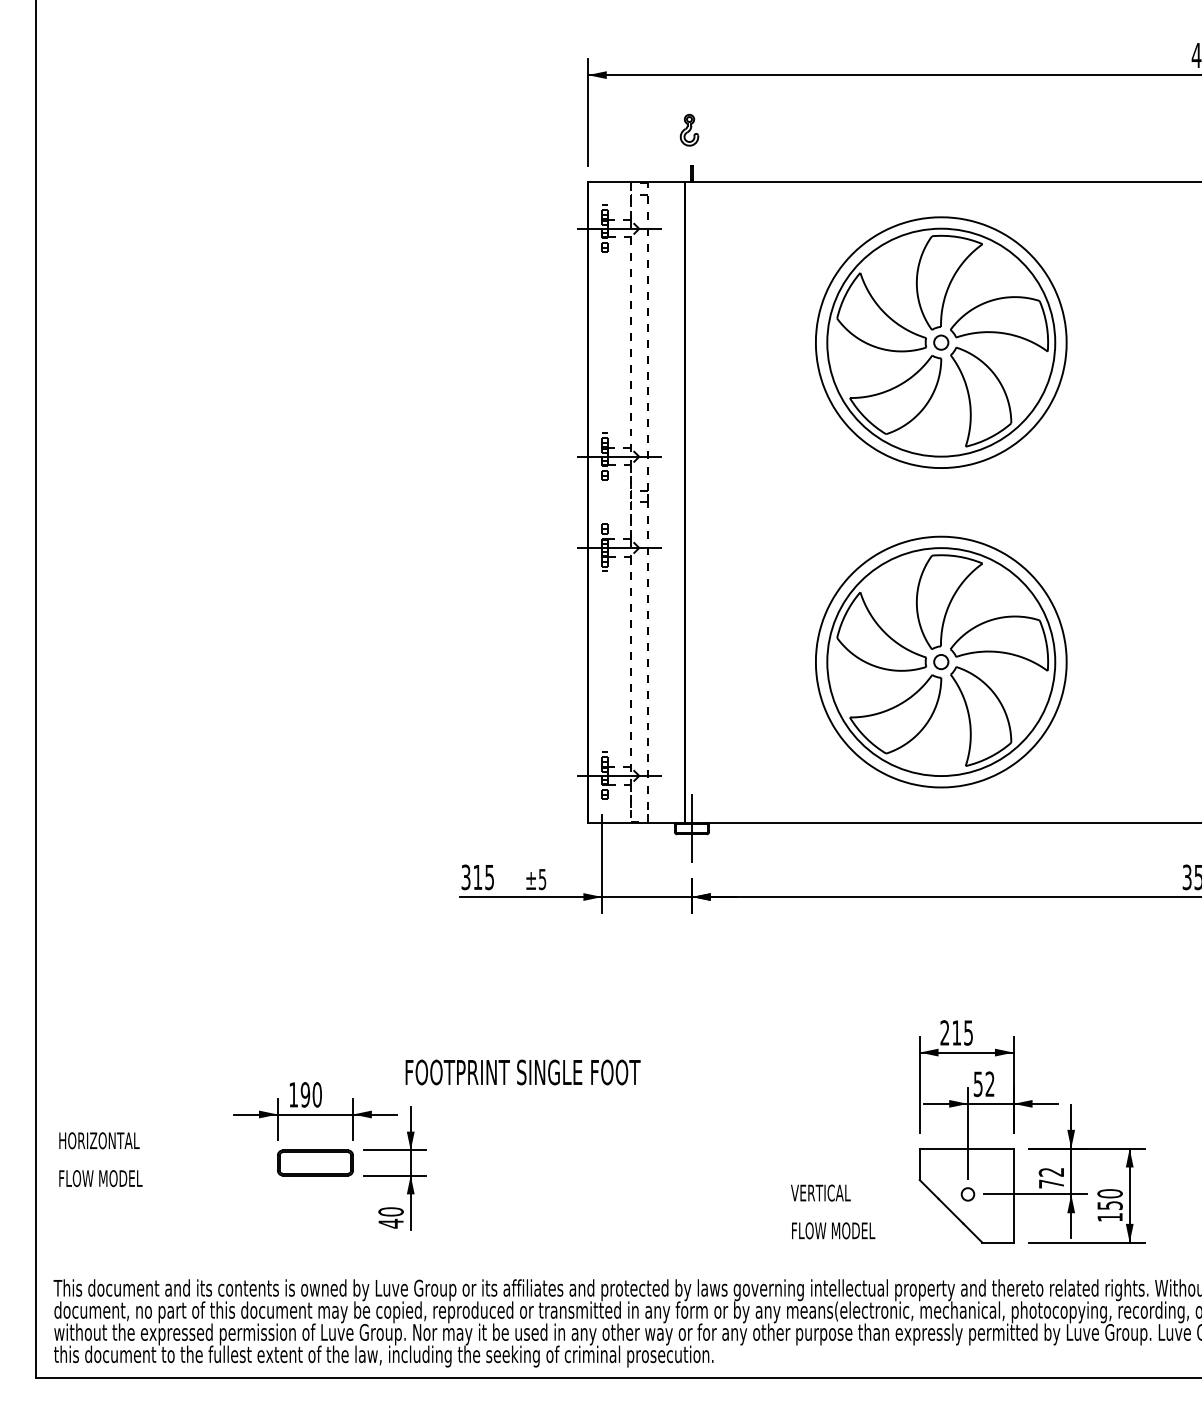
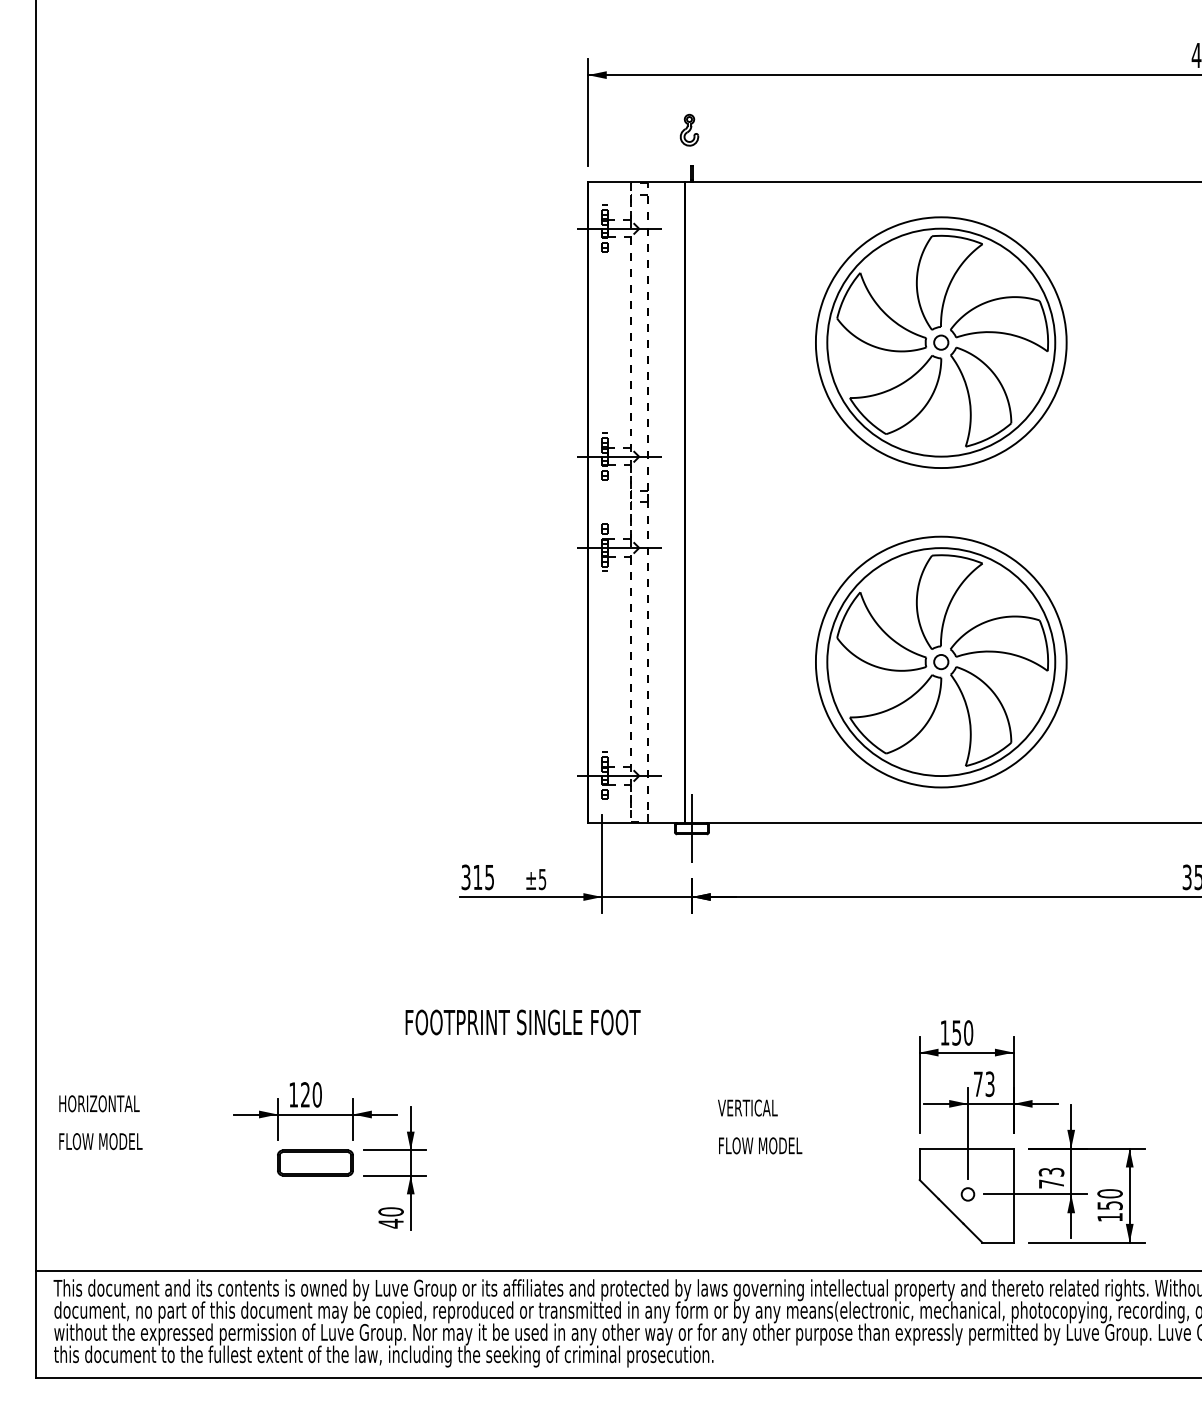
text: 215 -> 150 (956, 1032)
text position: (522, 1072) -> (522, 1022) (522, 1022)
text: 52 -> 73 (983, 1084)
text: 190 -> 120 (305, 1094)
text position: (100, 1159) -> (100, 1122) (100, 1122)
text: 72 -> 73 (1051, 1171)
text position: (833, 1211) -> (760, 1126) (760, 1126)
line: none -> present (616, 1270)
